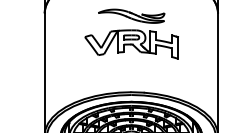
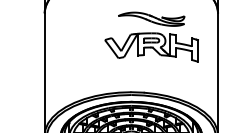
part position: (131, 33) -> (151, 36) (151, 36)
